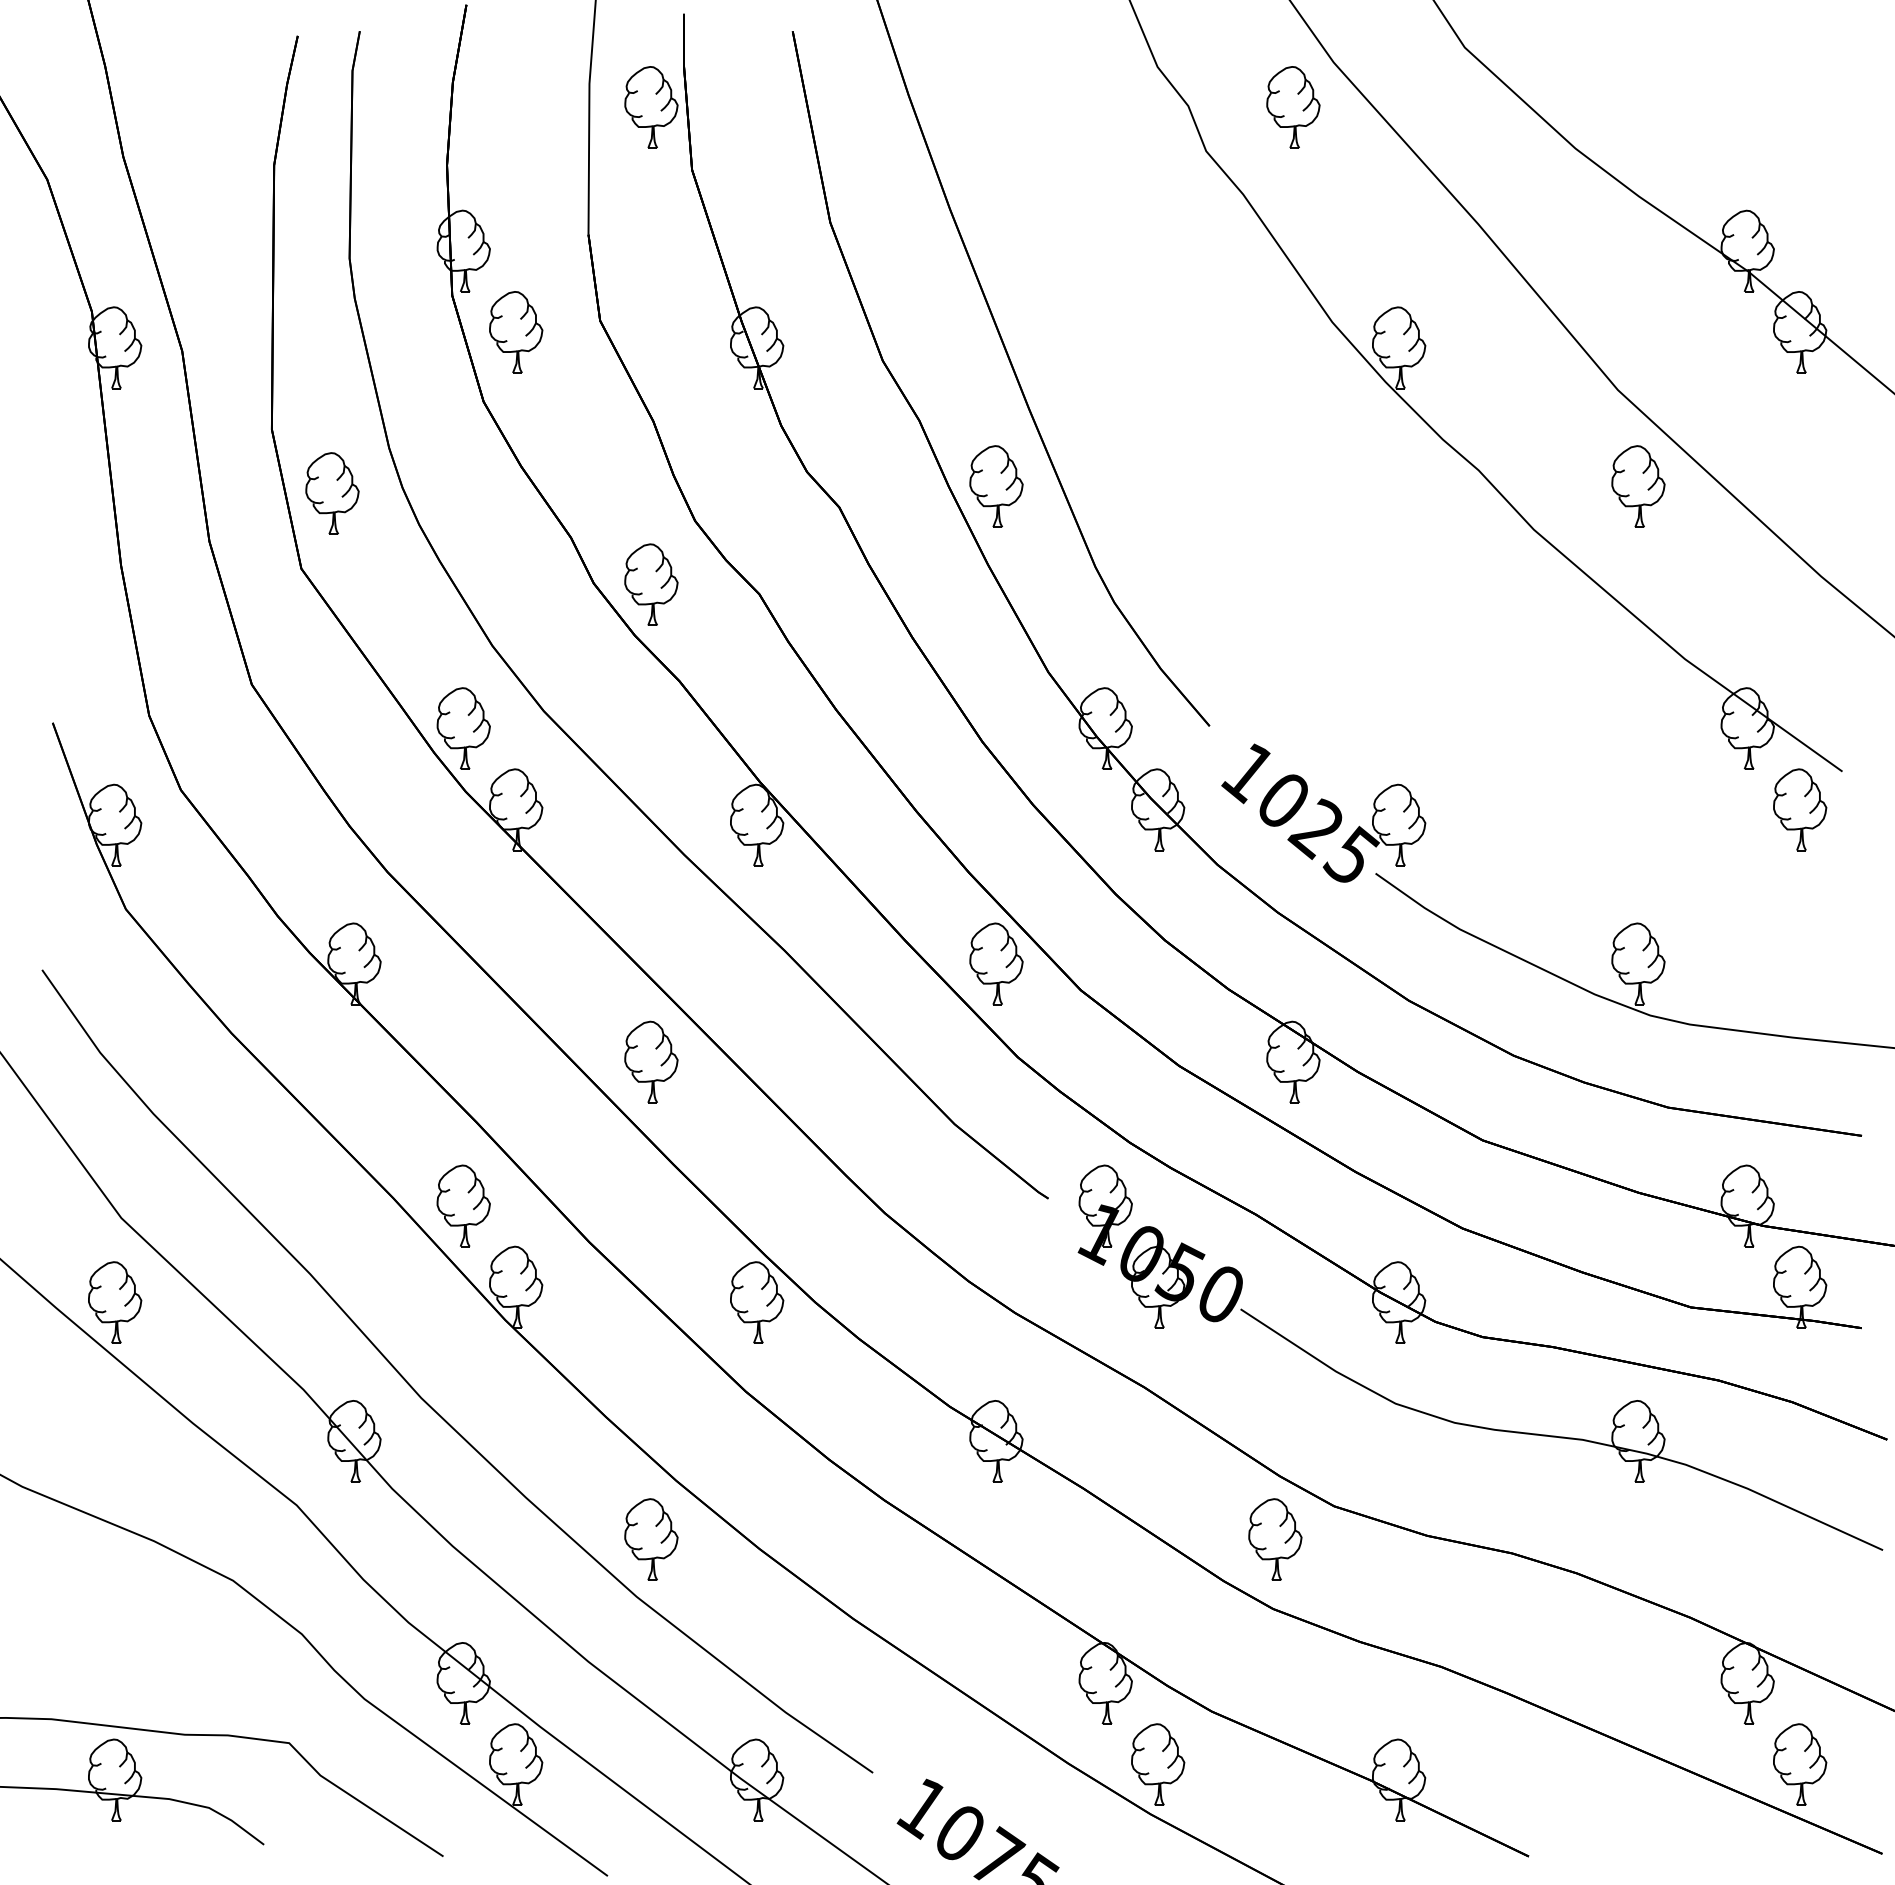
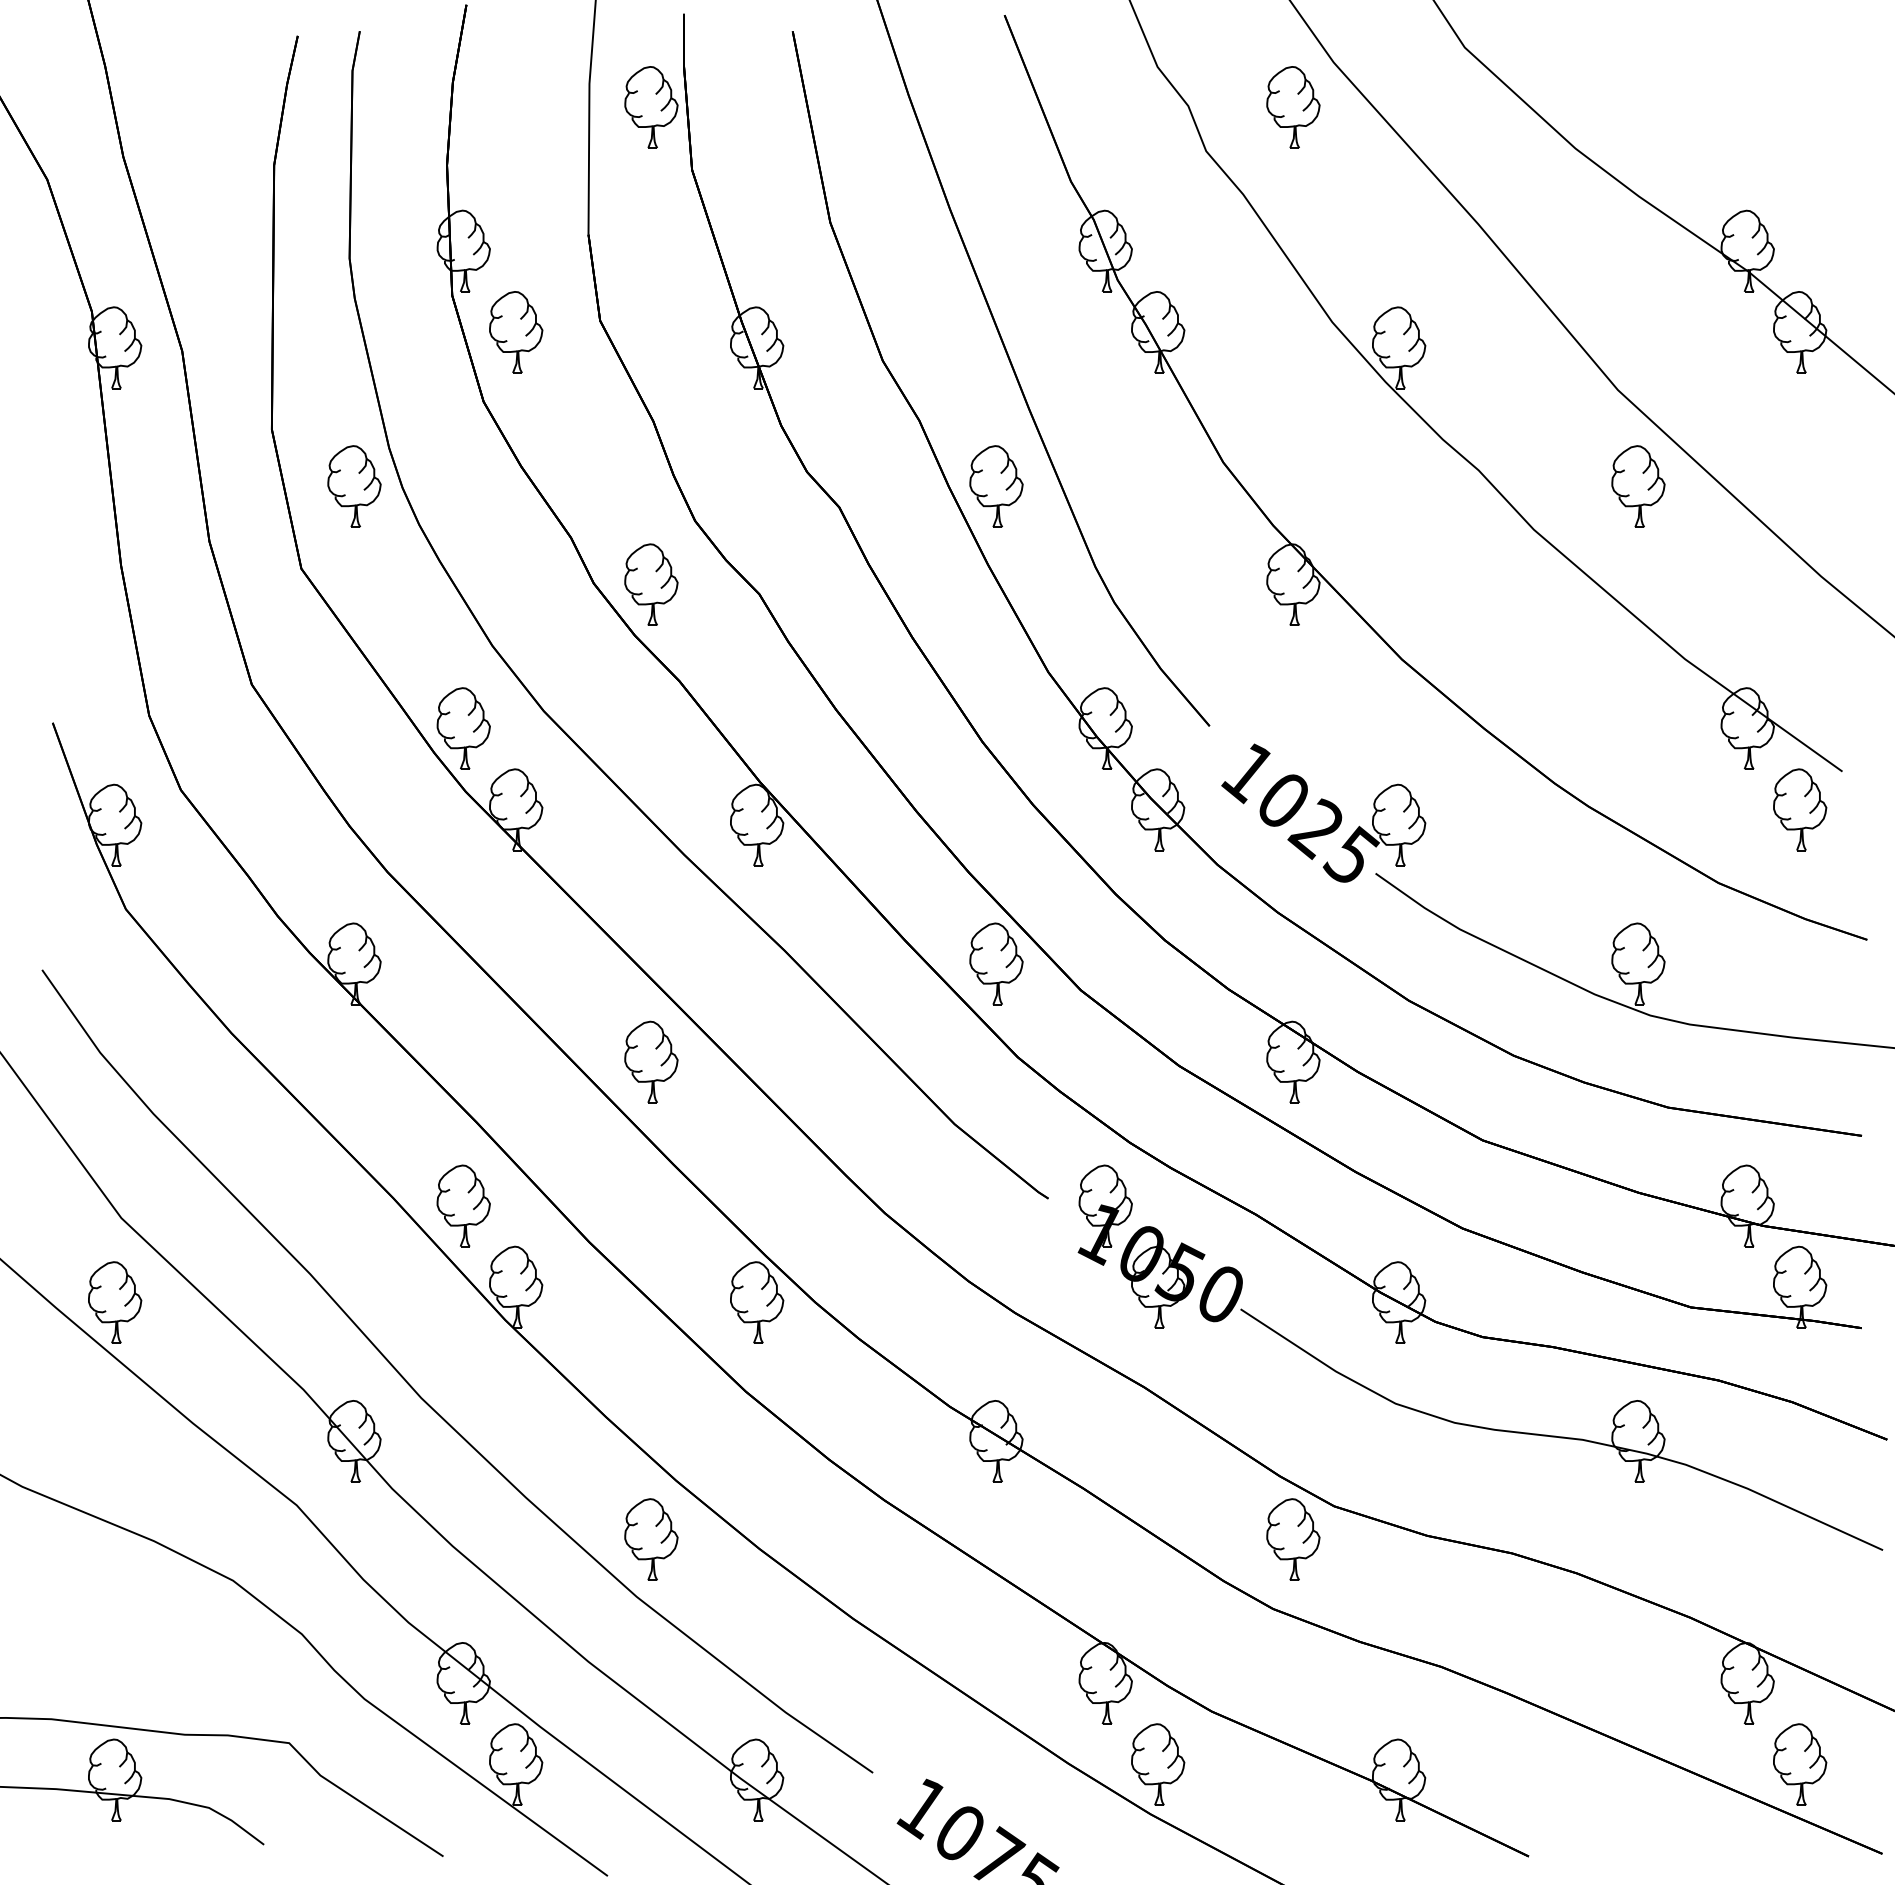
part position: (332, 493) -> (354, 486) (354, 486)
part: none -> present (1329, 582)
part position: (1275, 1539) -> (1293, 1539) (1293, 1539)
